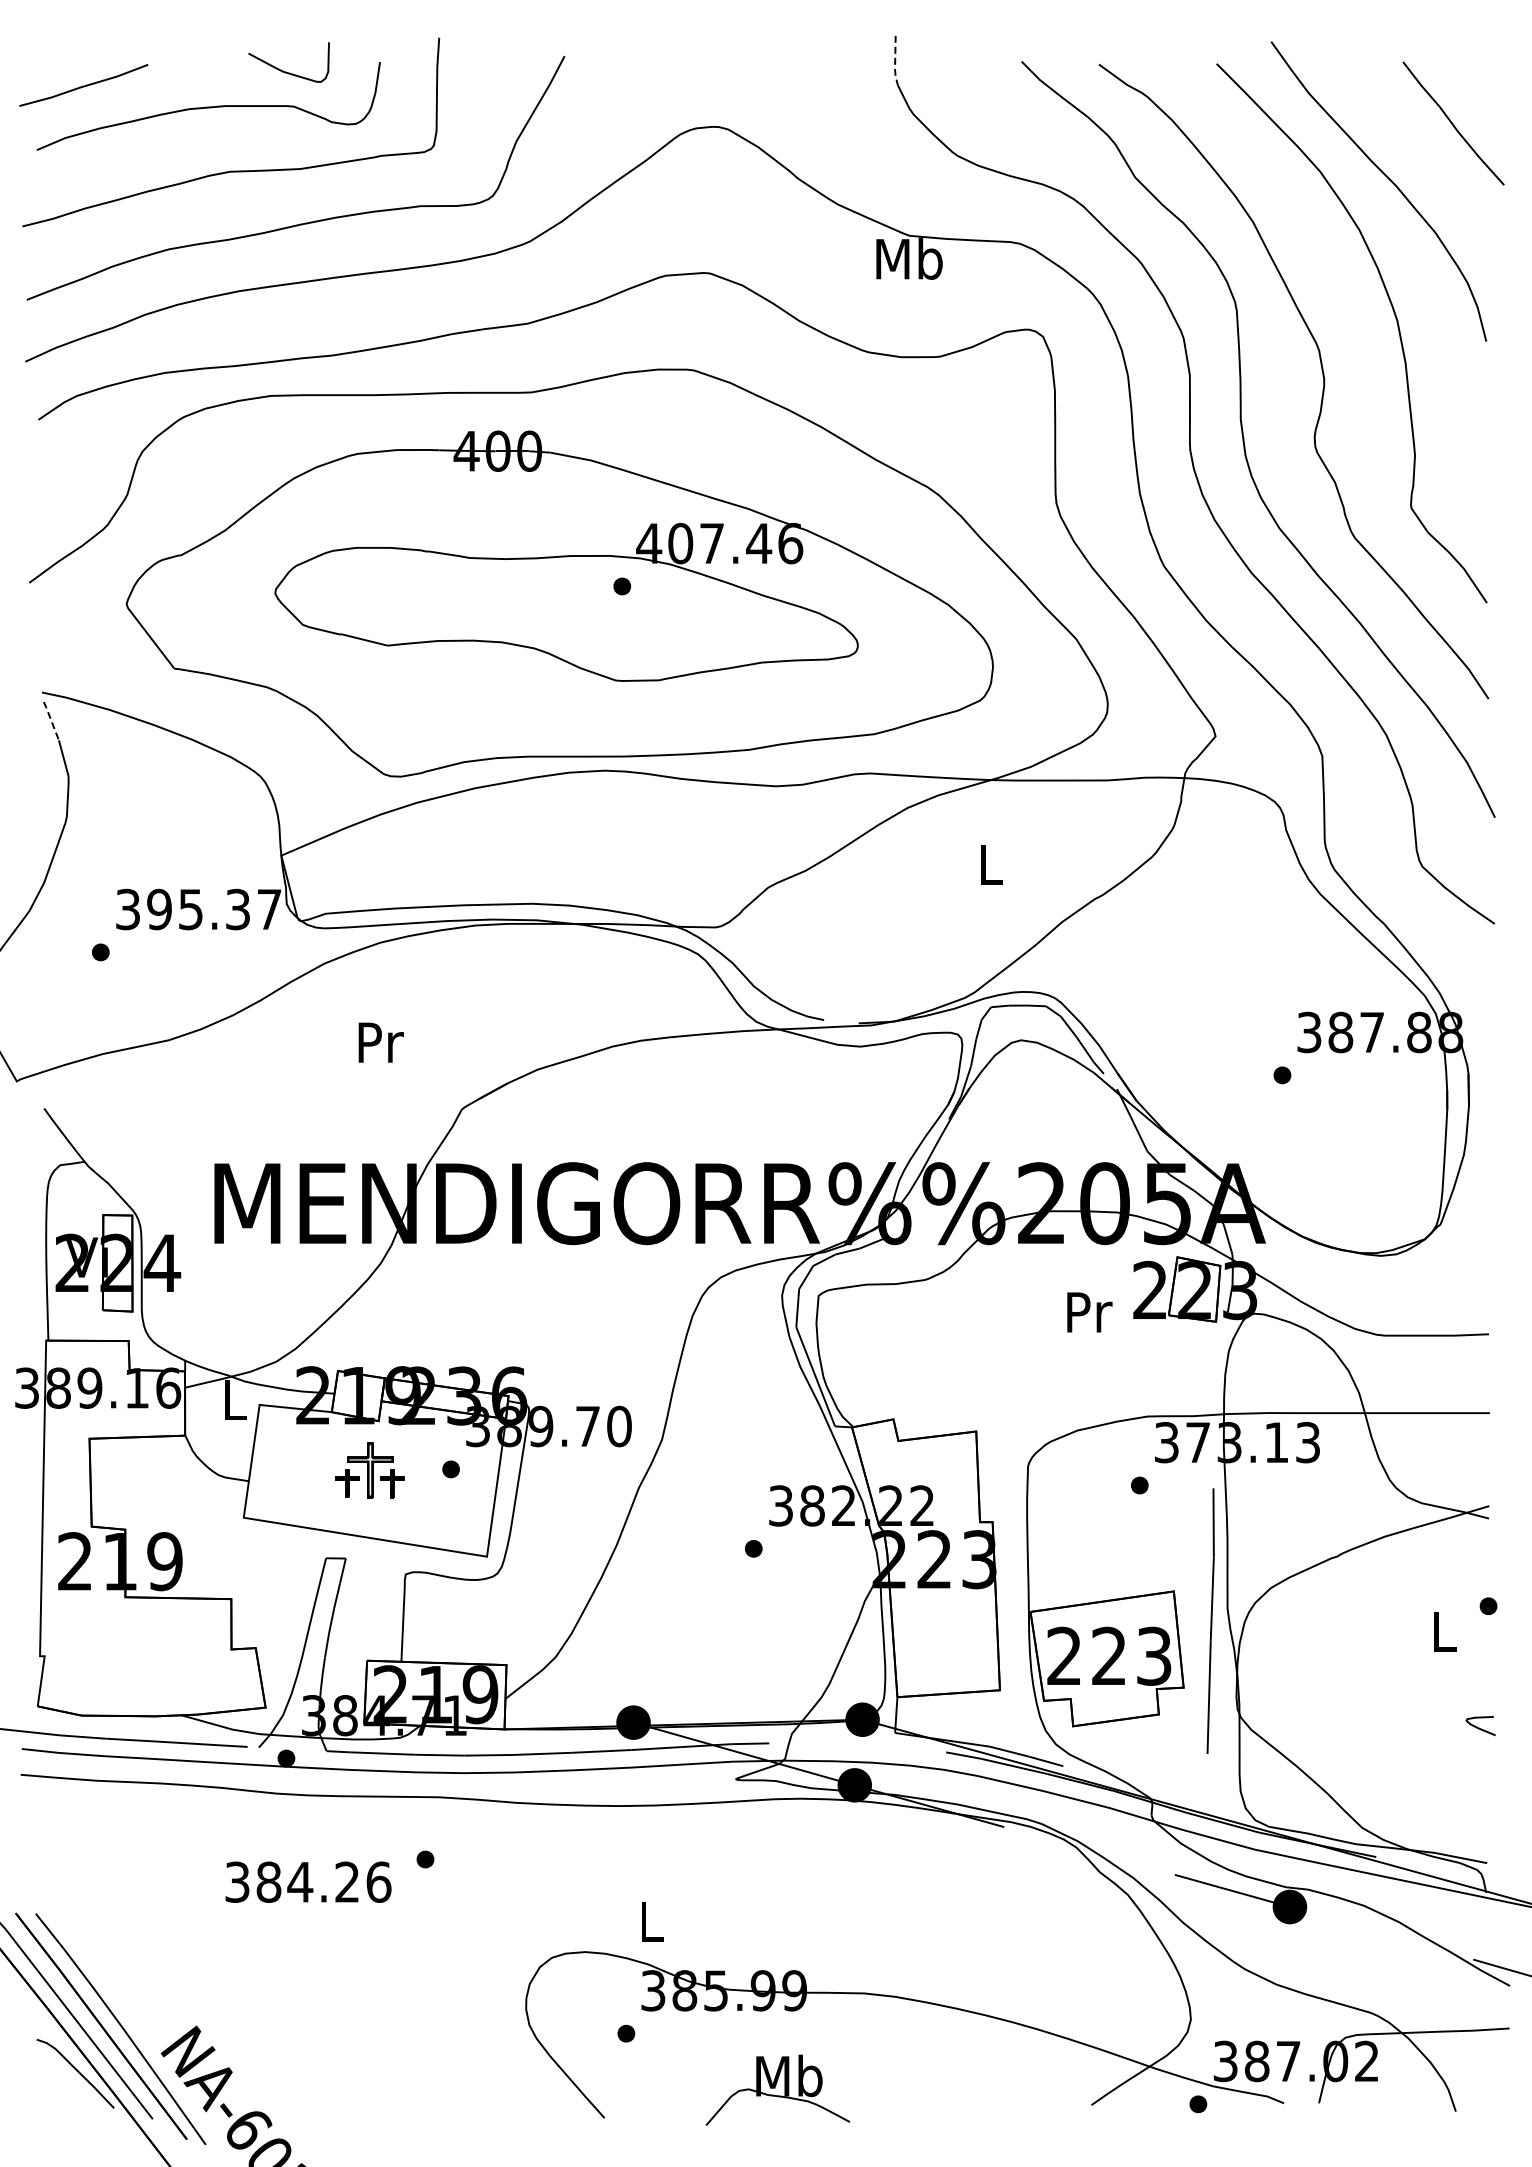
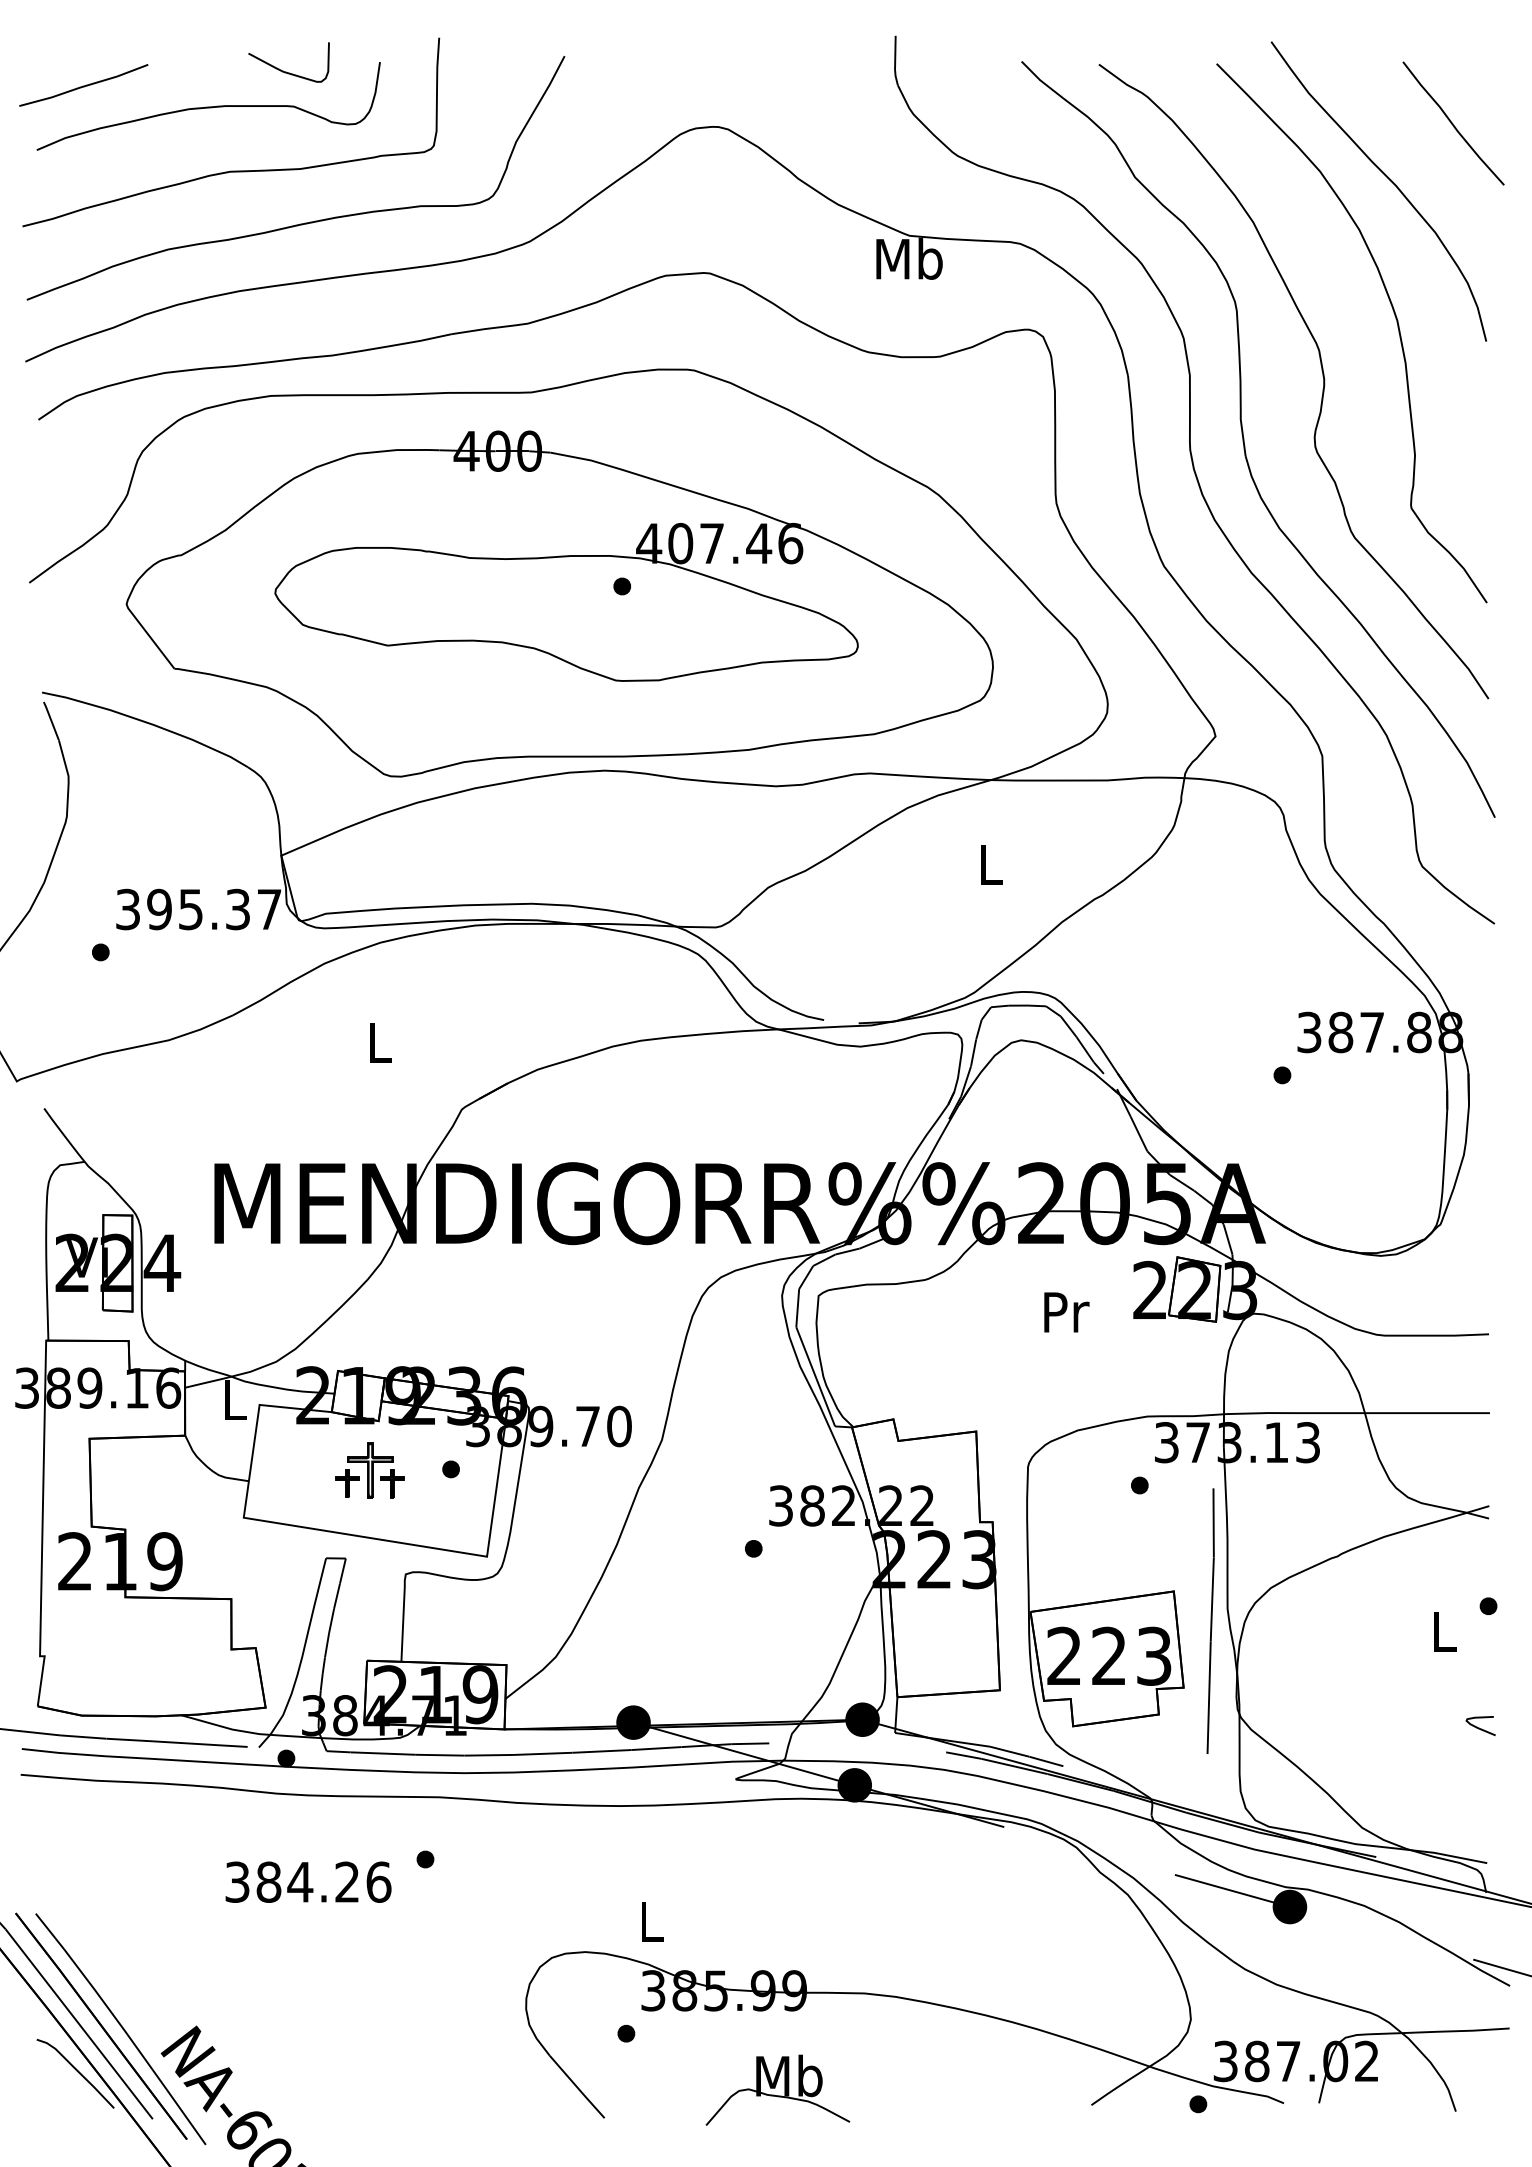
line: dashed -> solid (895, 62)
line: dashed -> solid (51, 721)
text: Pr -> L (380, 1042)
text position: (1089, 1312) -> (1066, 1312) (1066, 1312)
